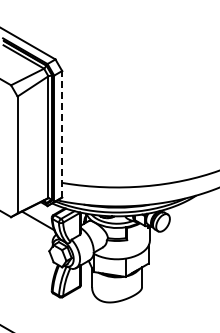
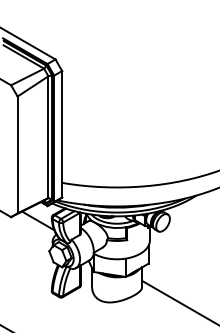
line: dashed -> solid (62, 133)
line: none -> present (179, 301)
